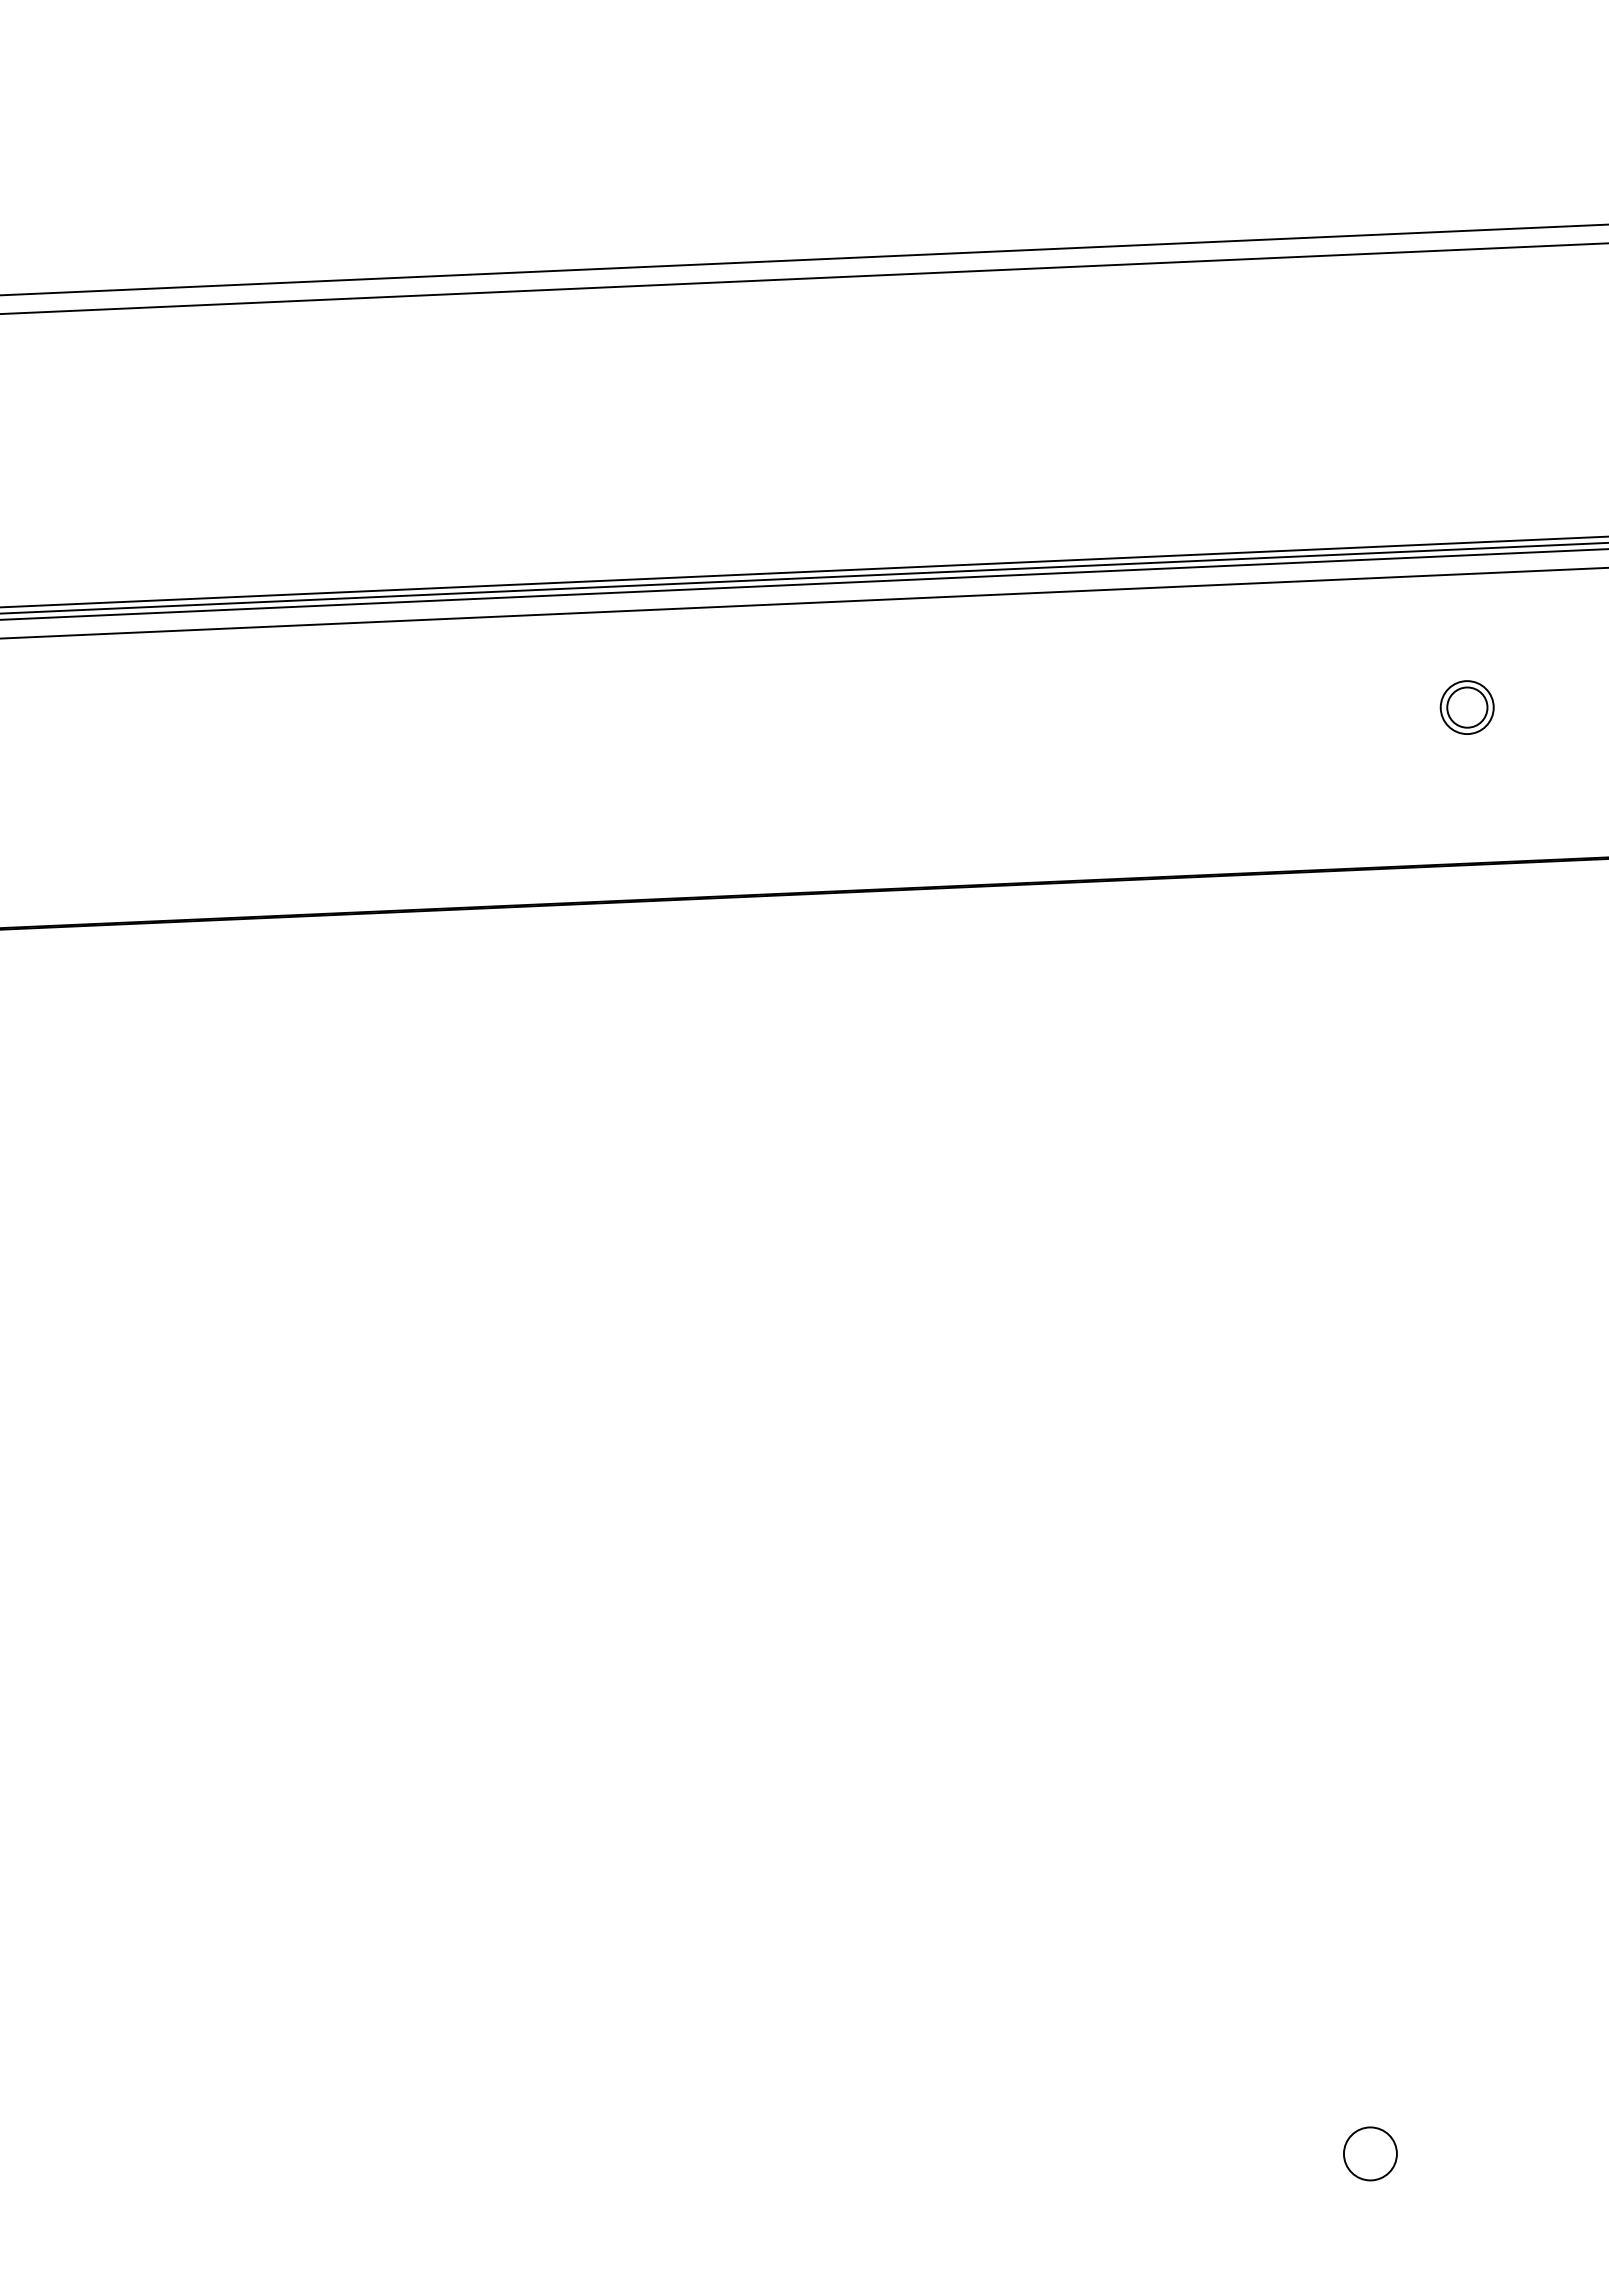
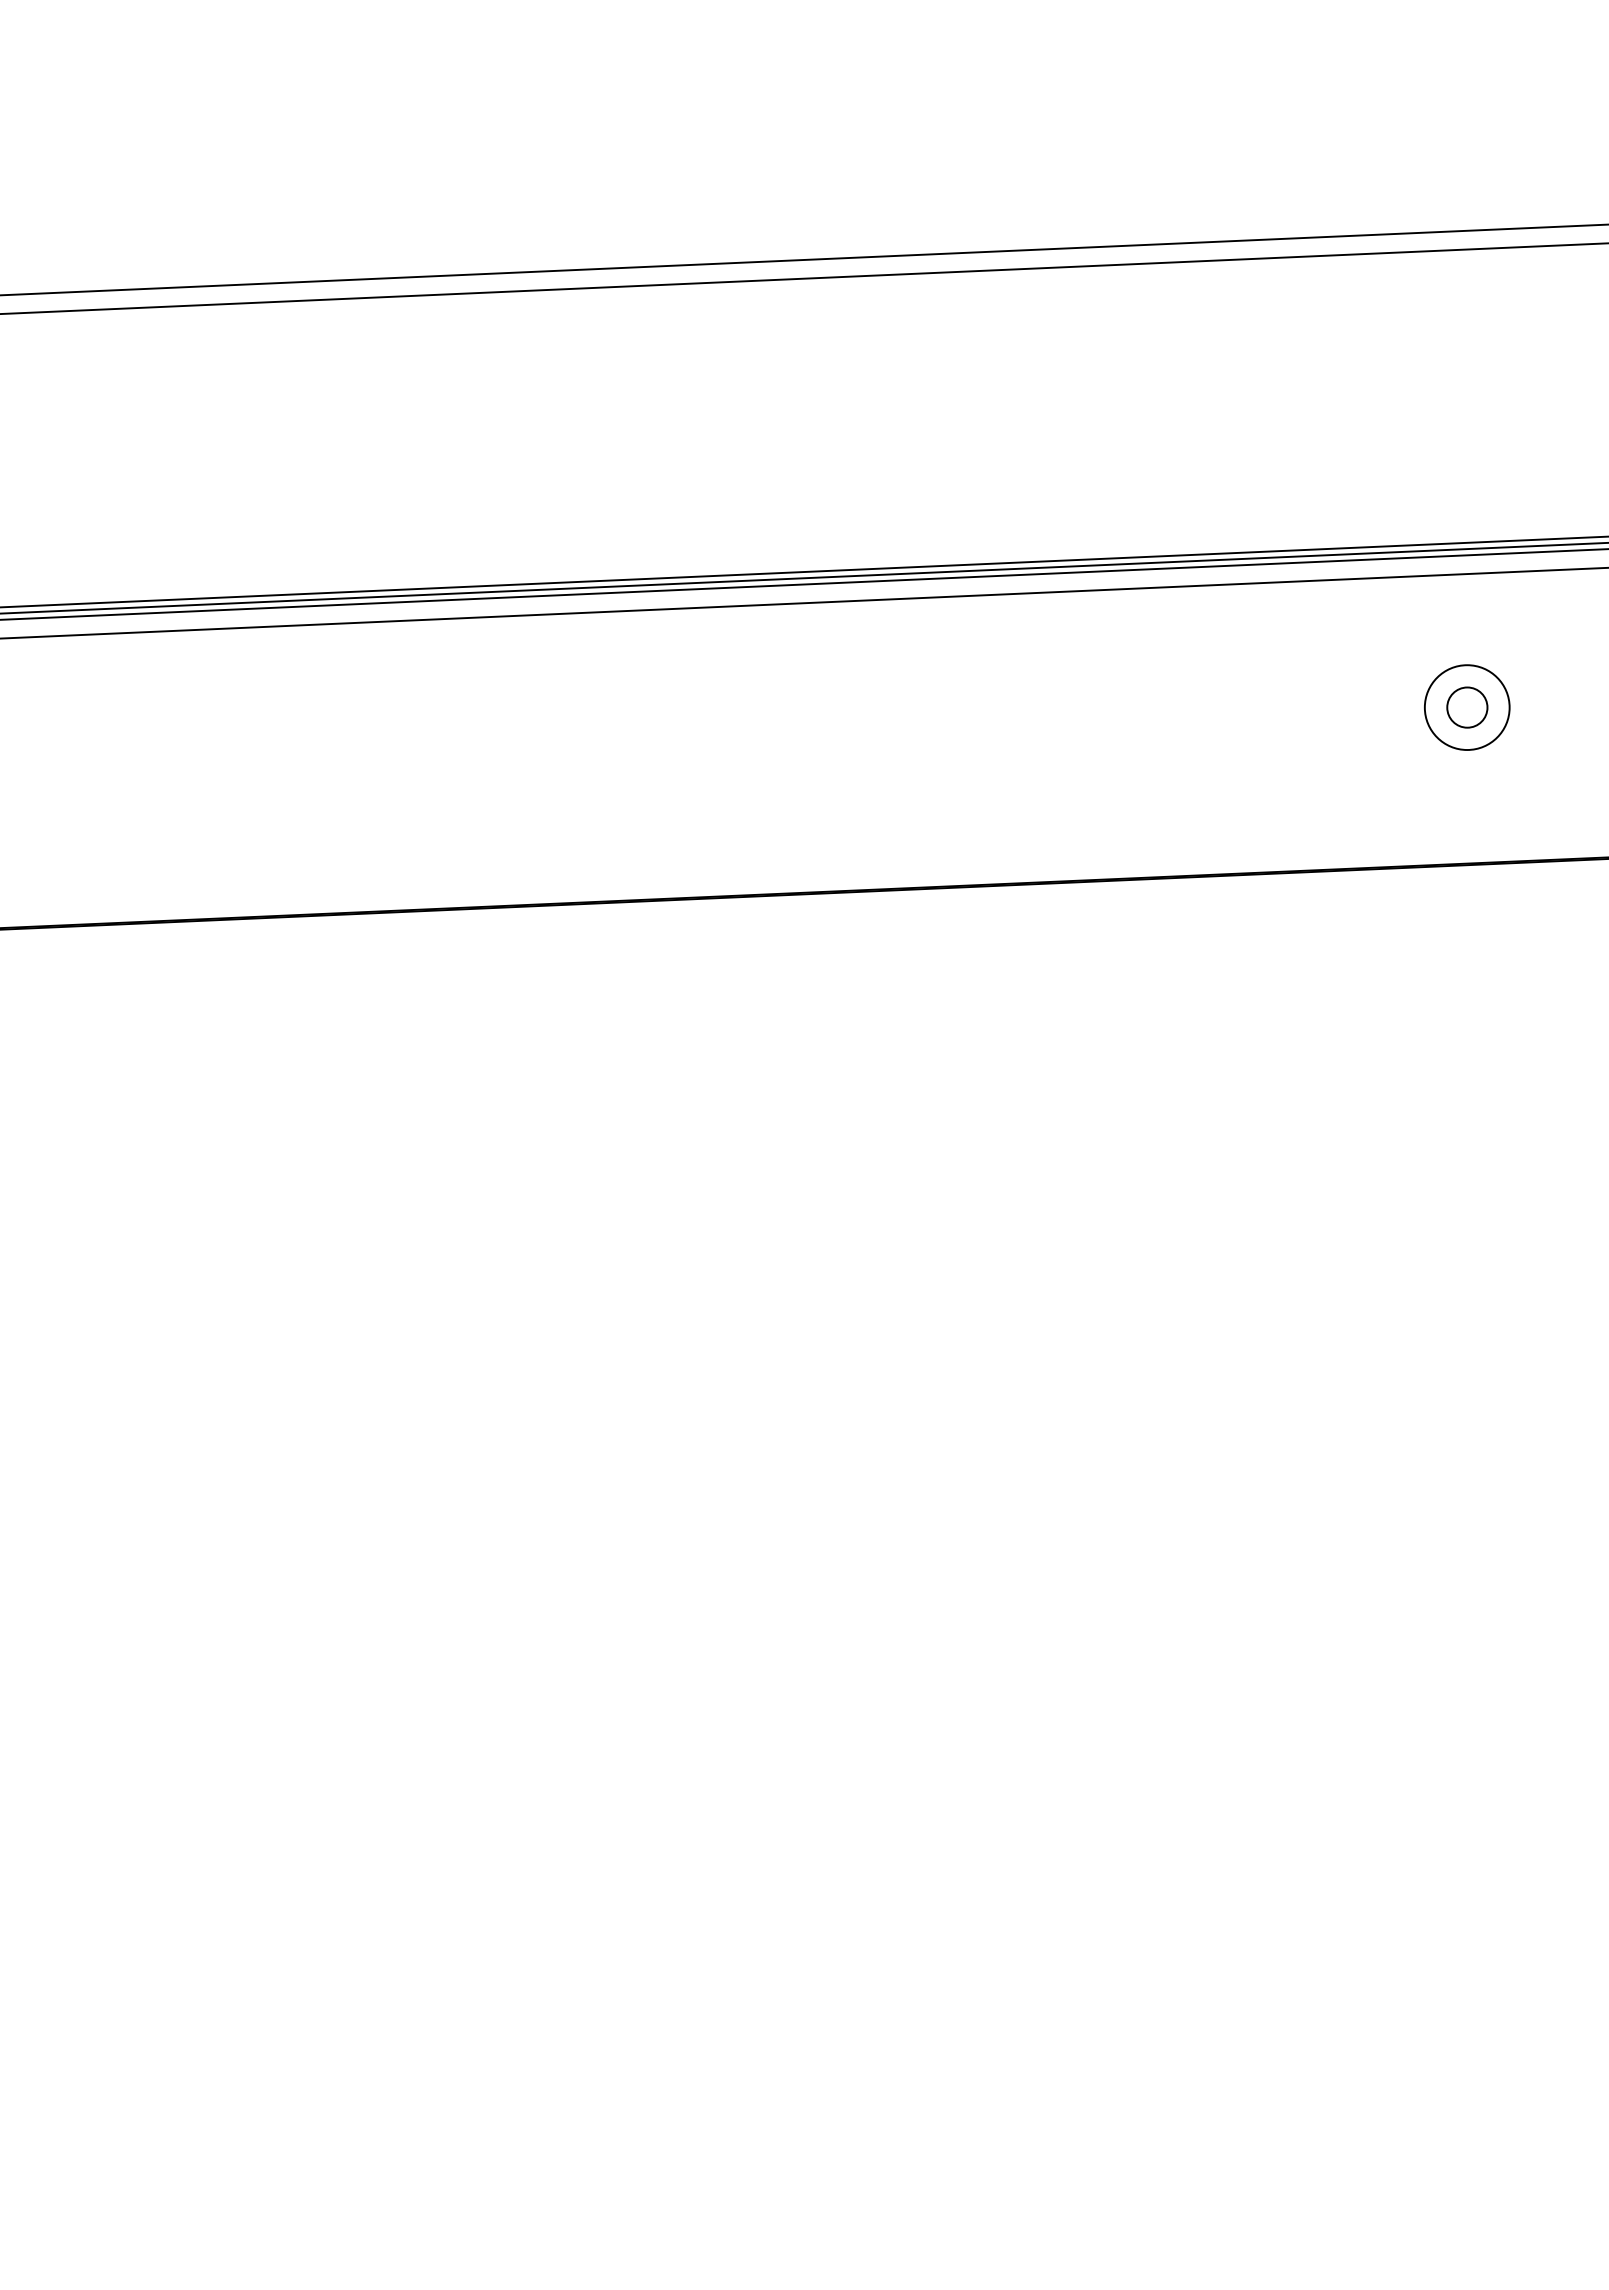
circle diameter: 53 px -> 85 px (1466, 707)
circle: present -> none (1370, 2153)
